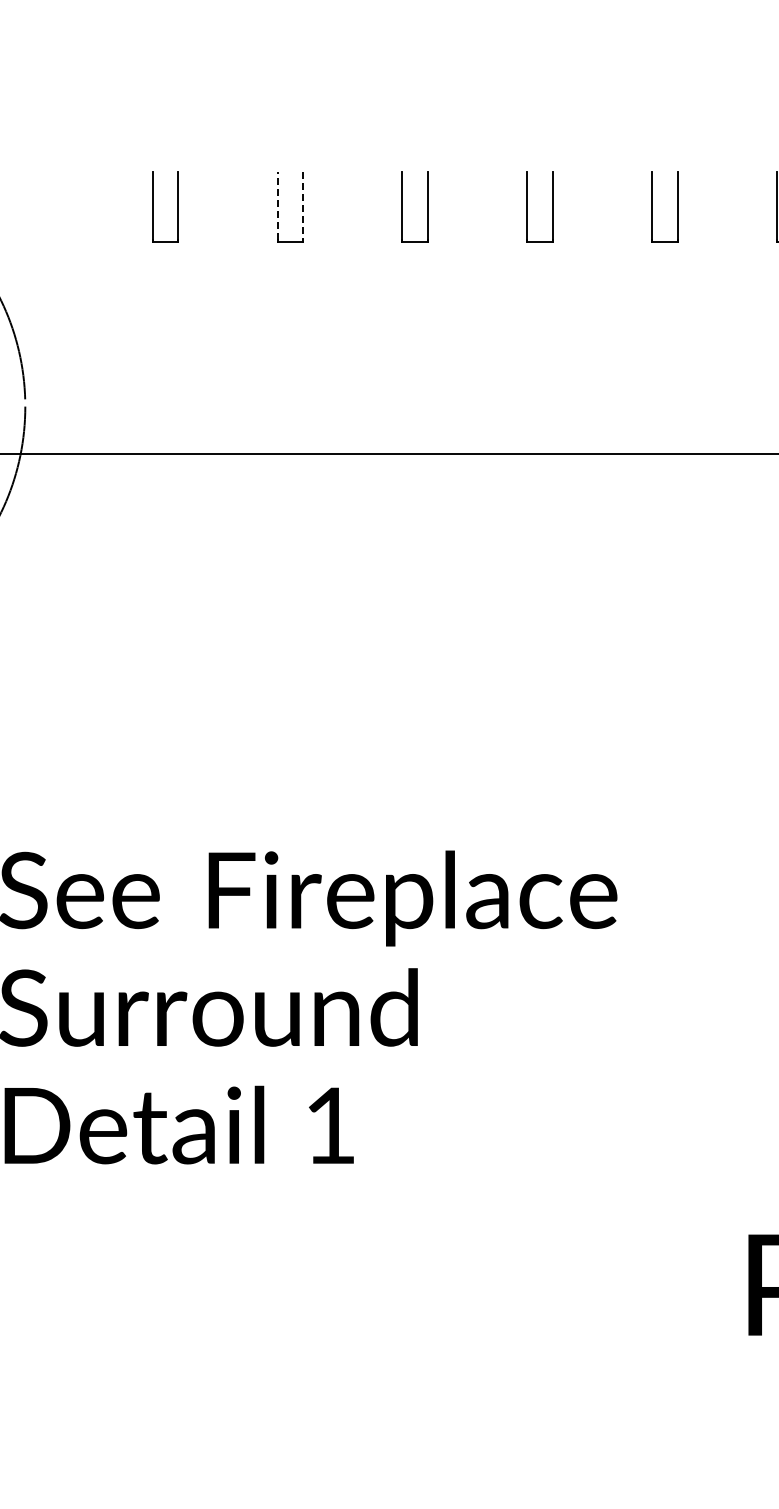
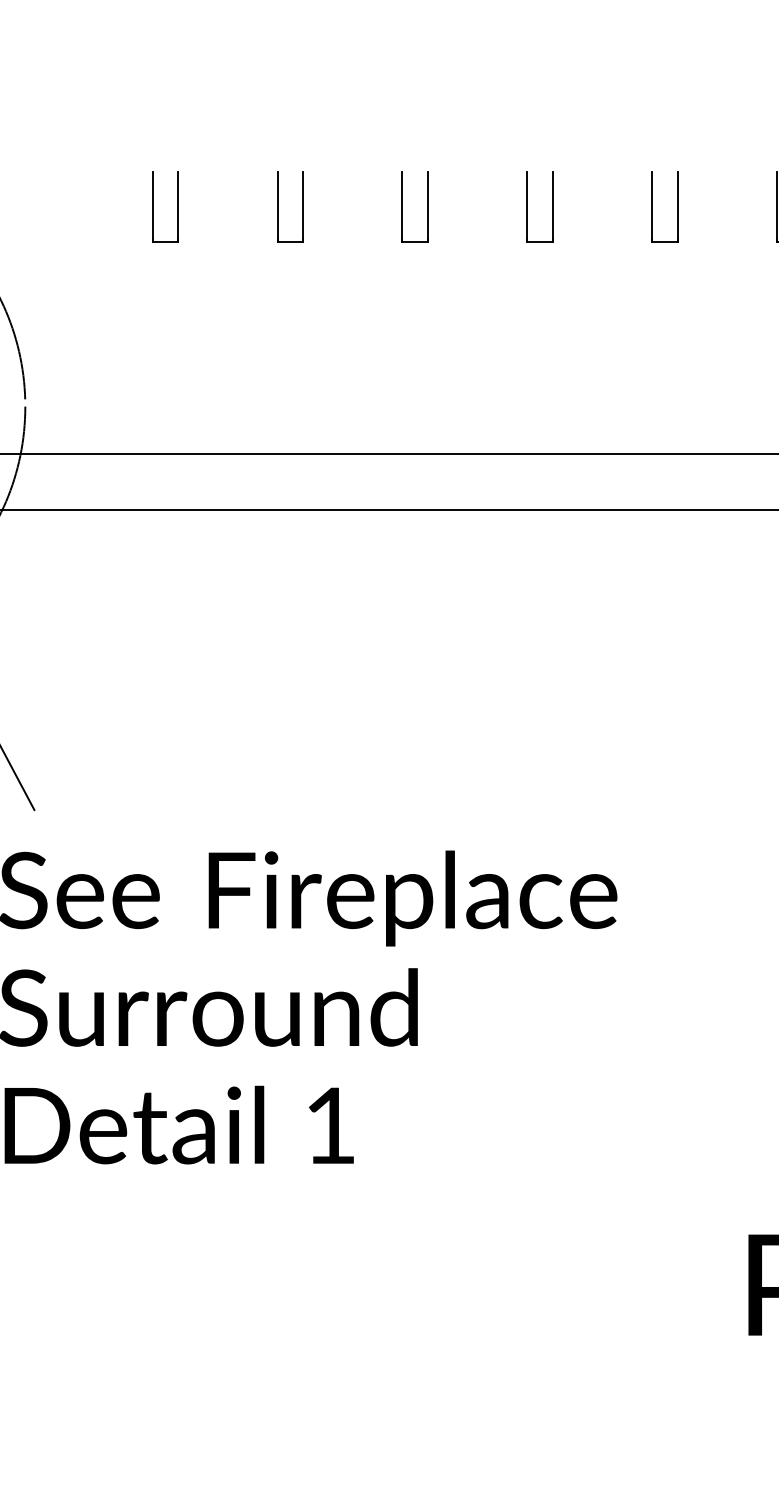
line: dashed -> solid (277, 205)
line: dashed -> solid (302, 206)
line: none -> present (388, 509)
line: none -> present (18, 779)
